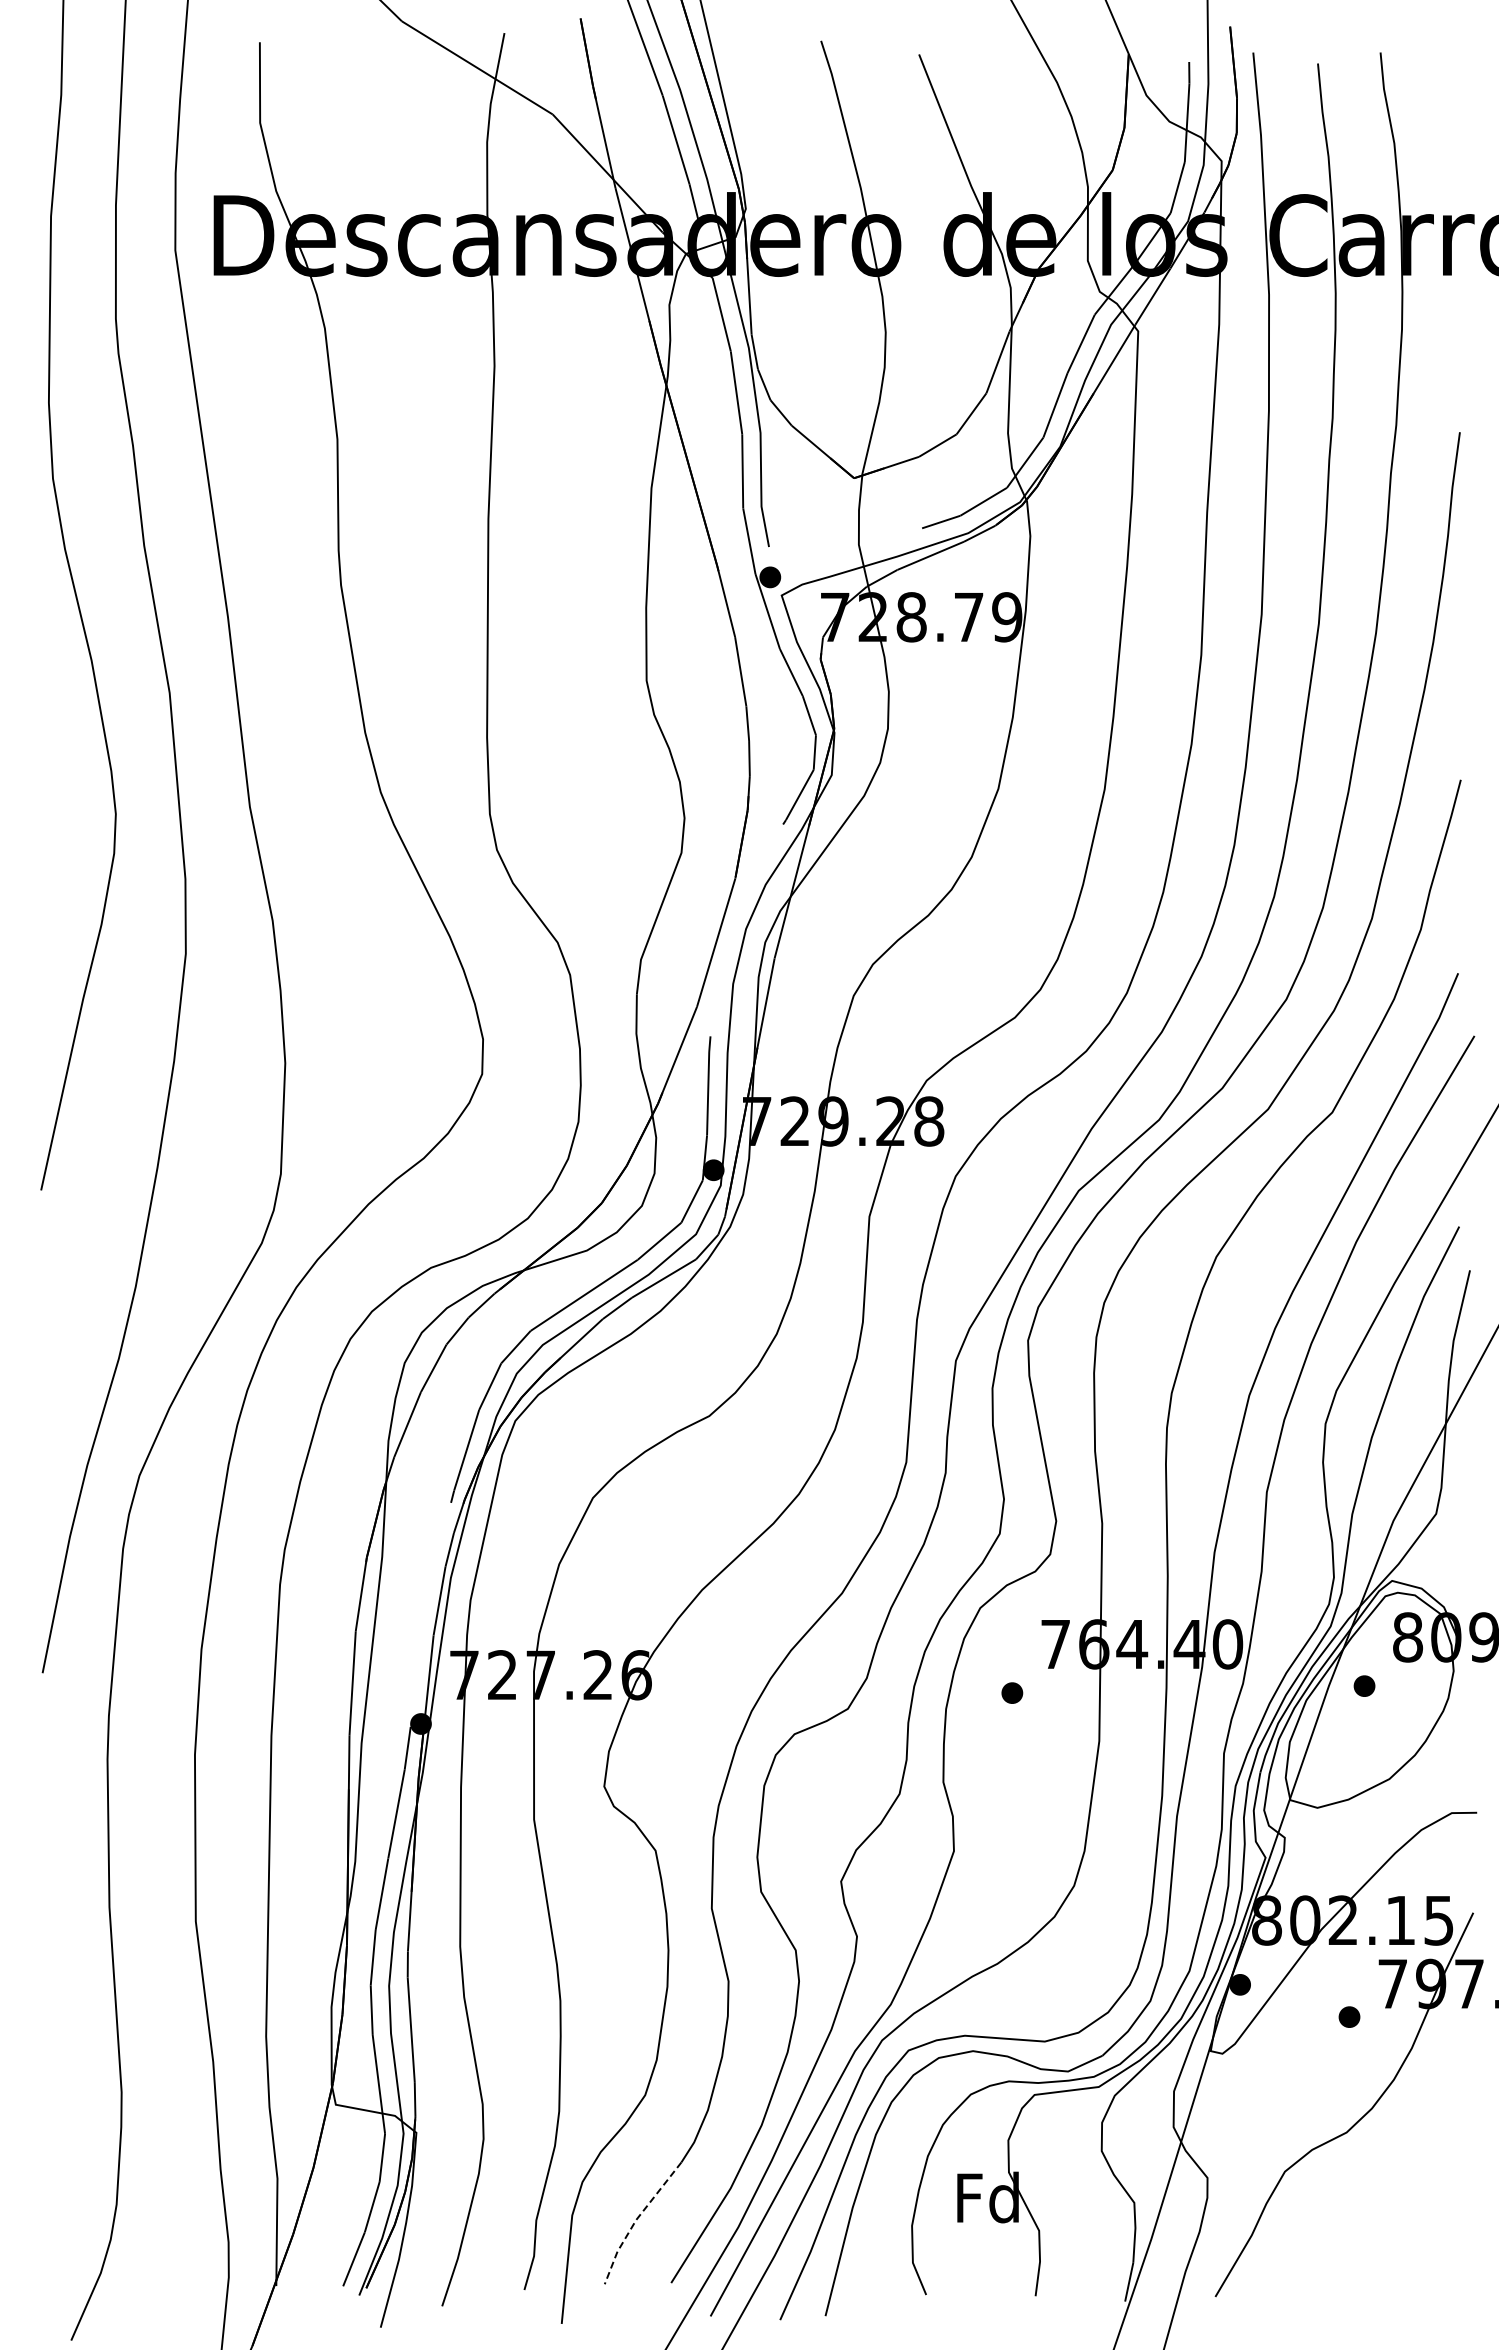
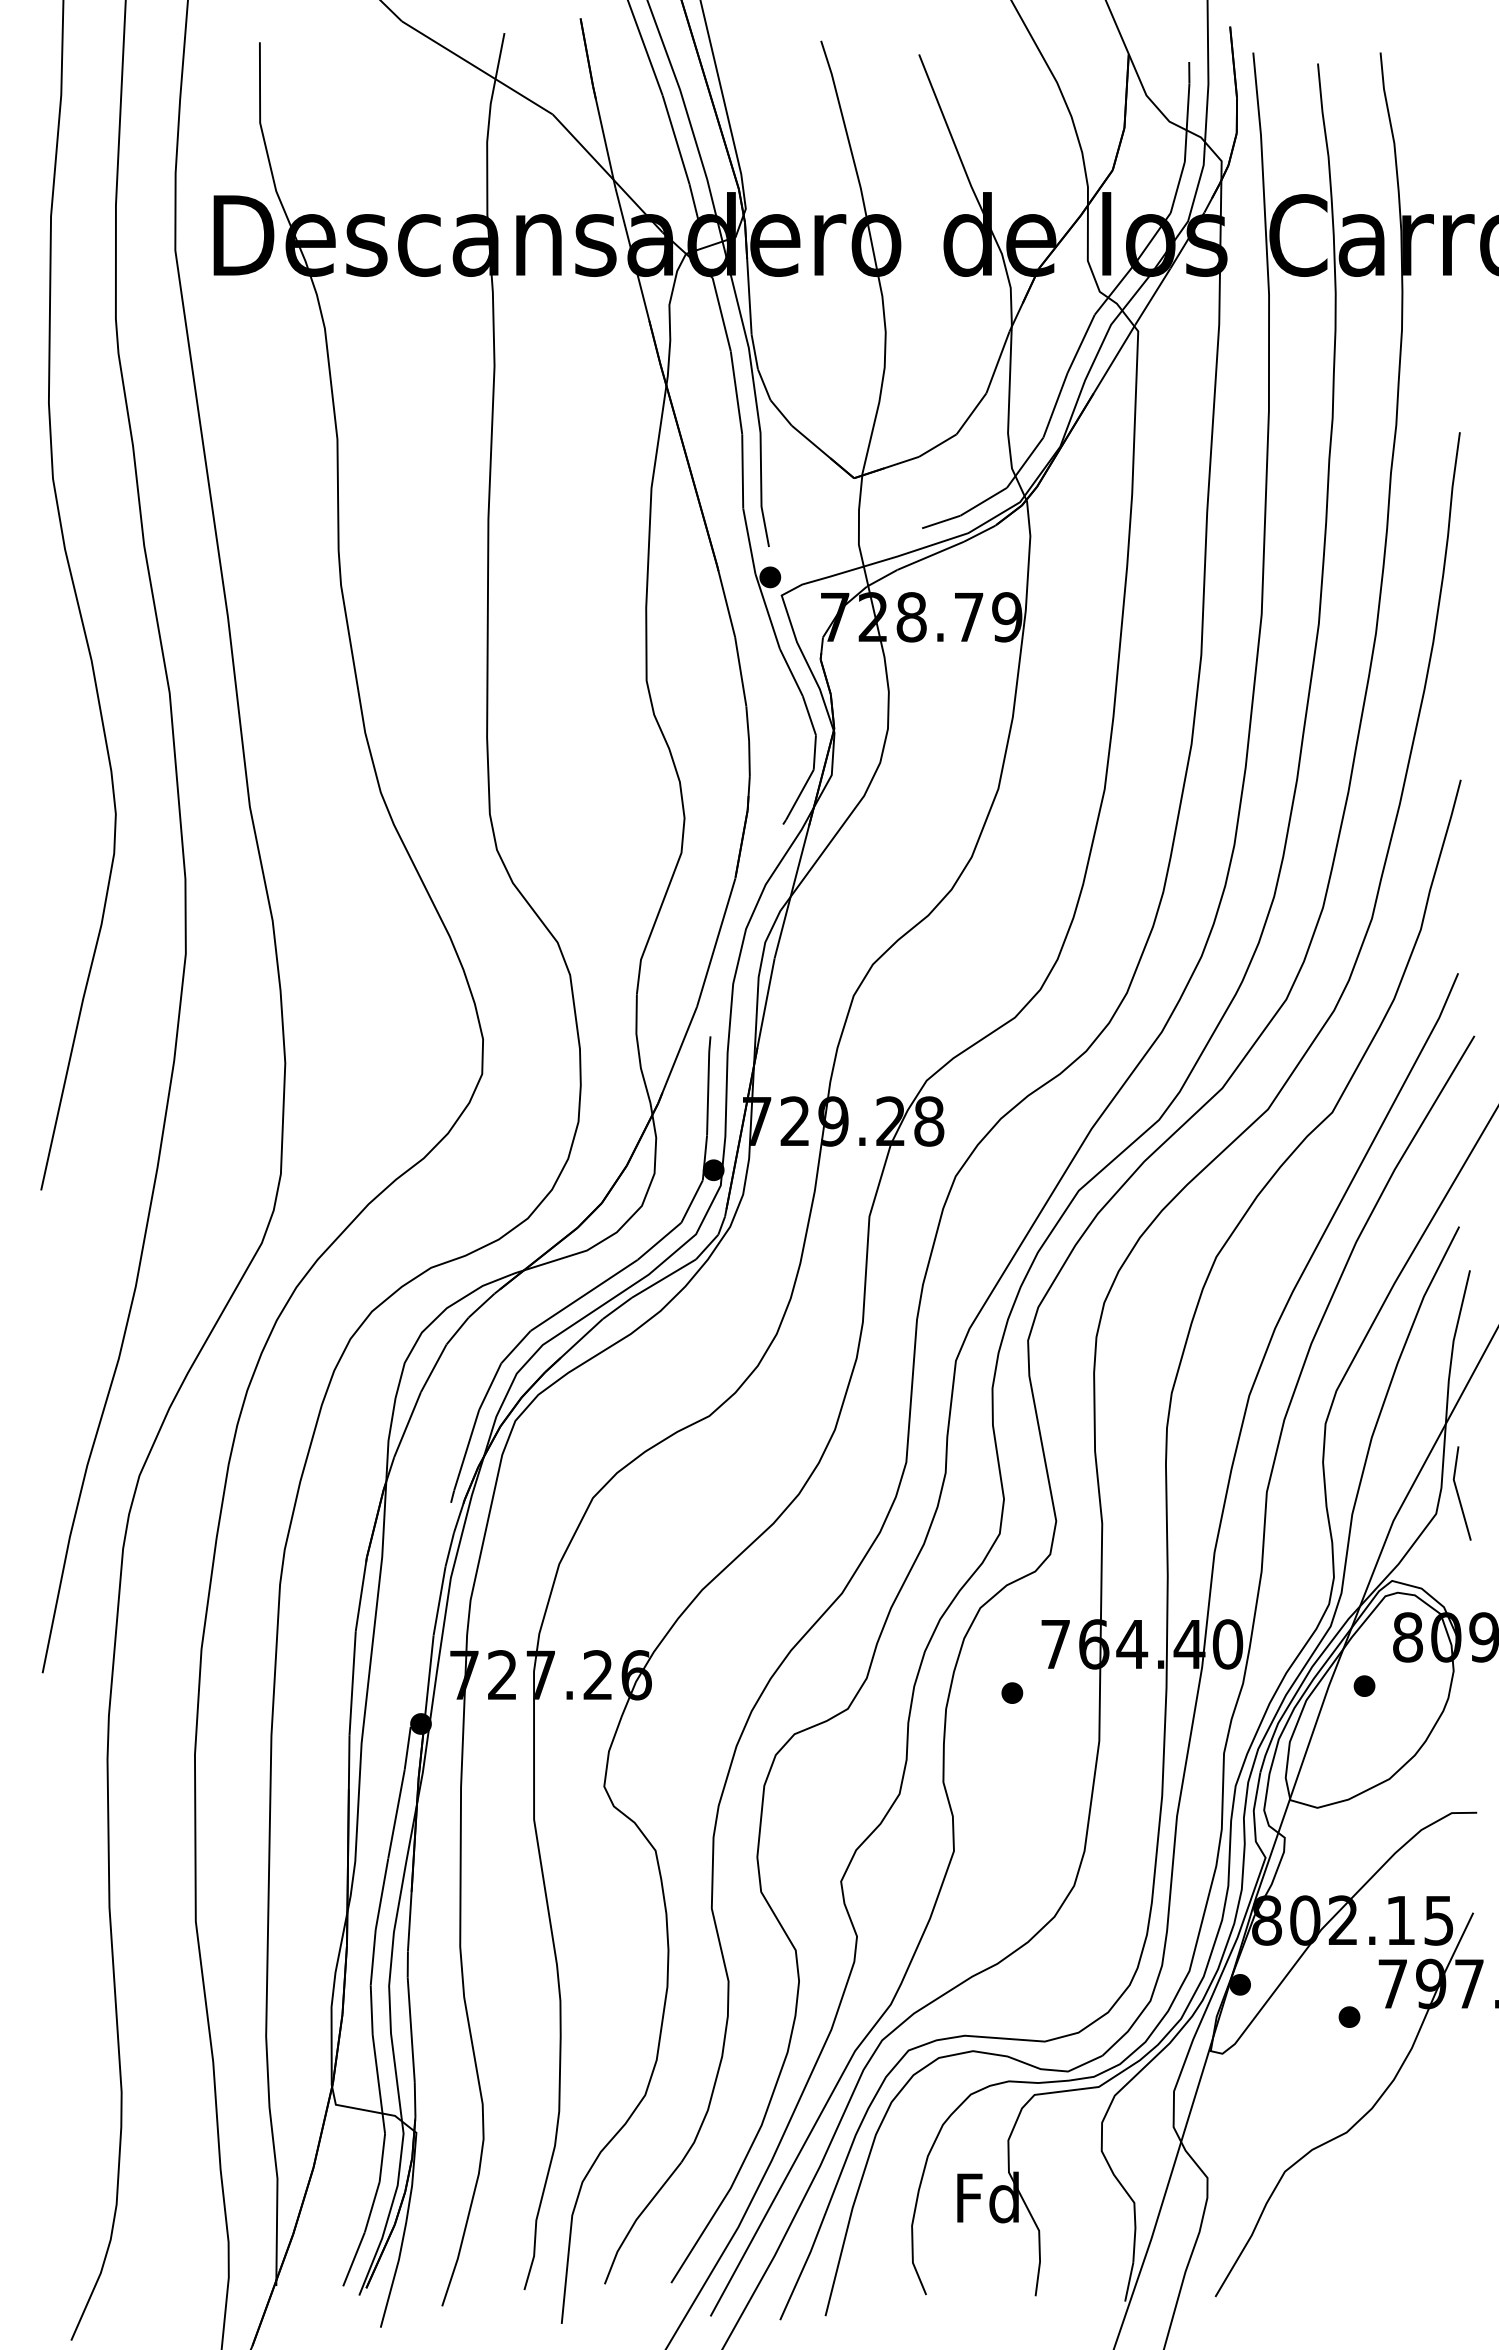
line: none -> present (1459, 1495)
line: dashed -> solid (636, 2219)
